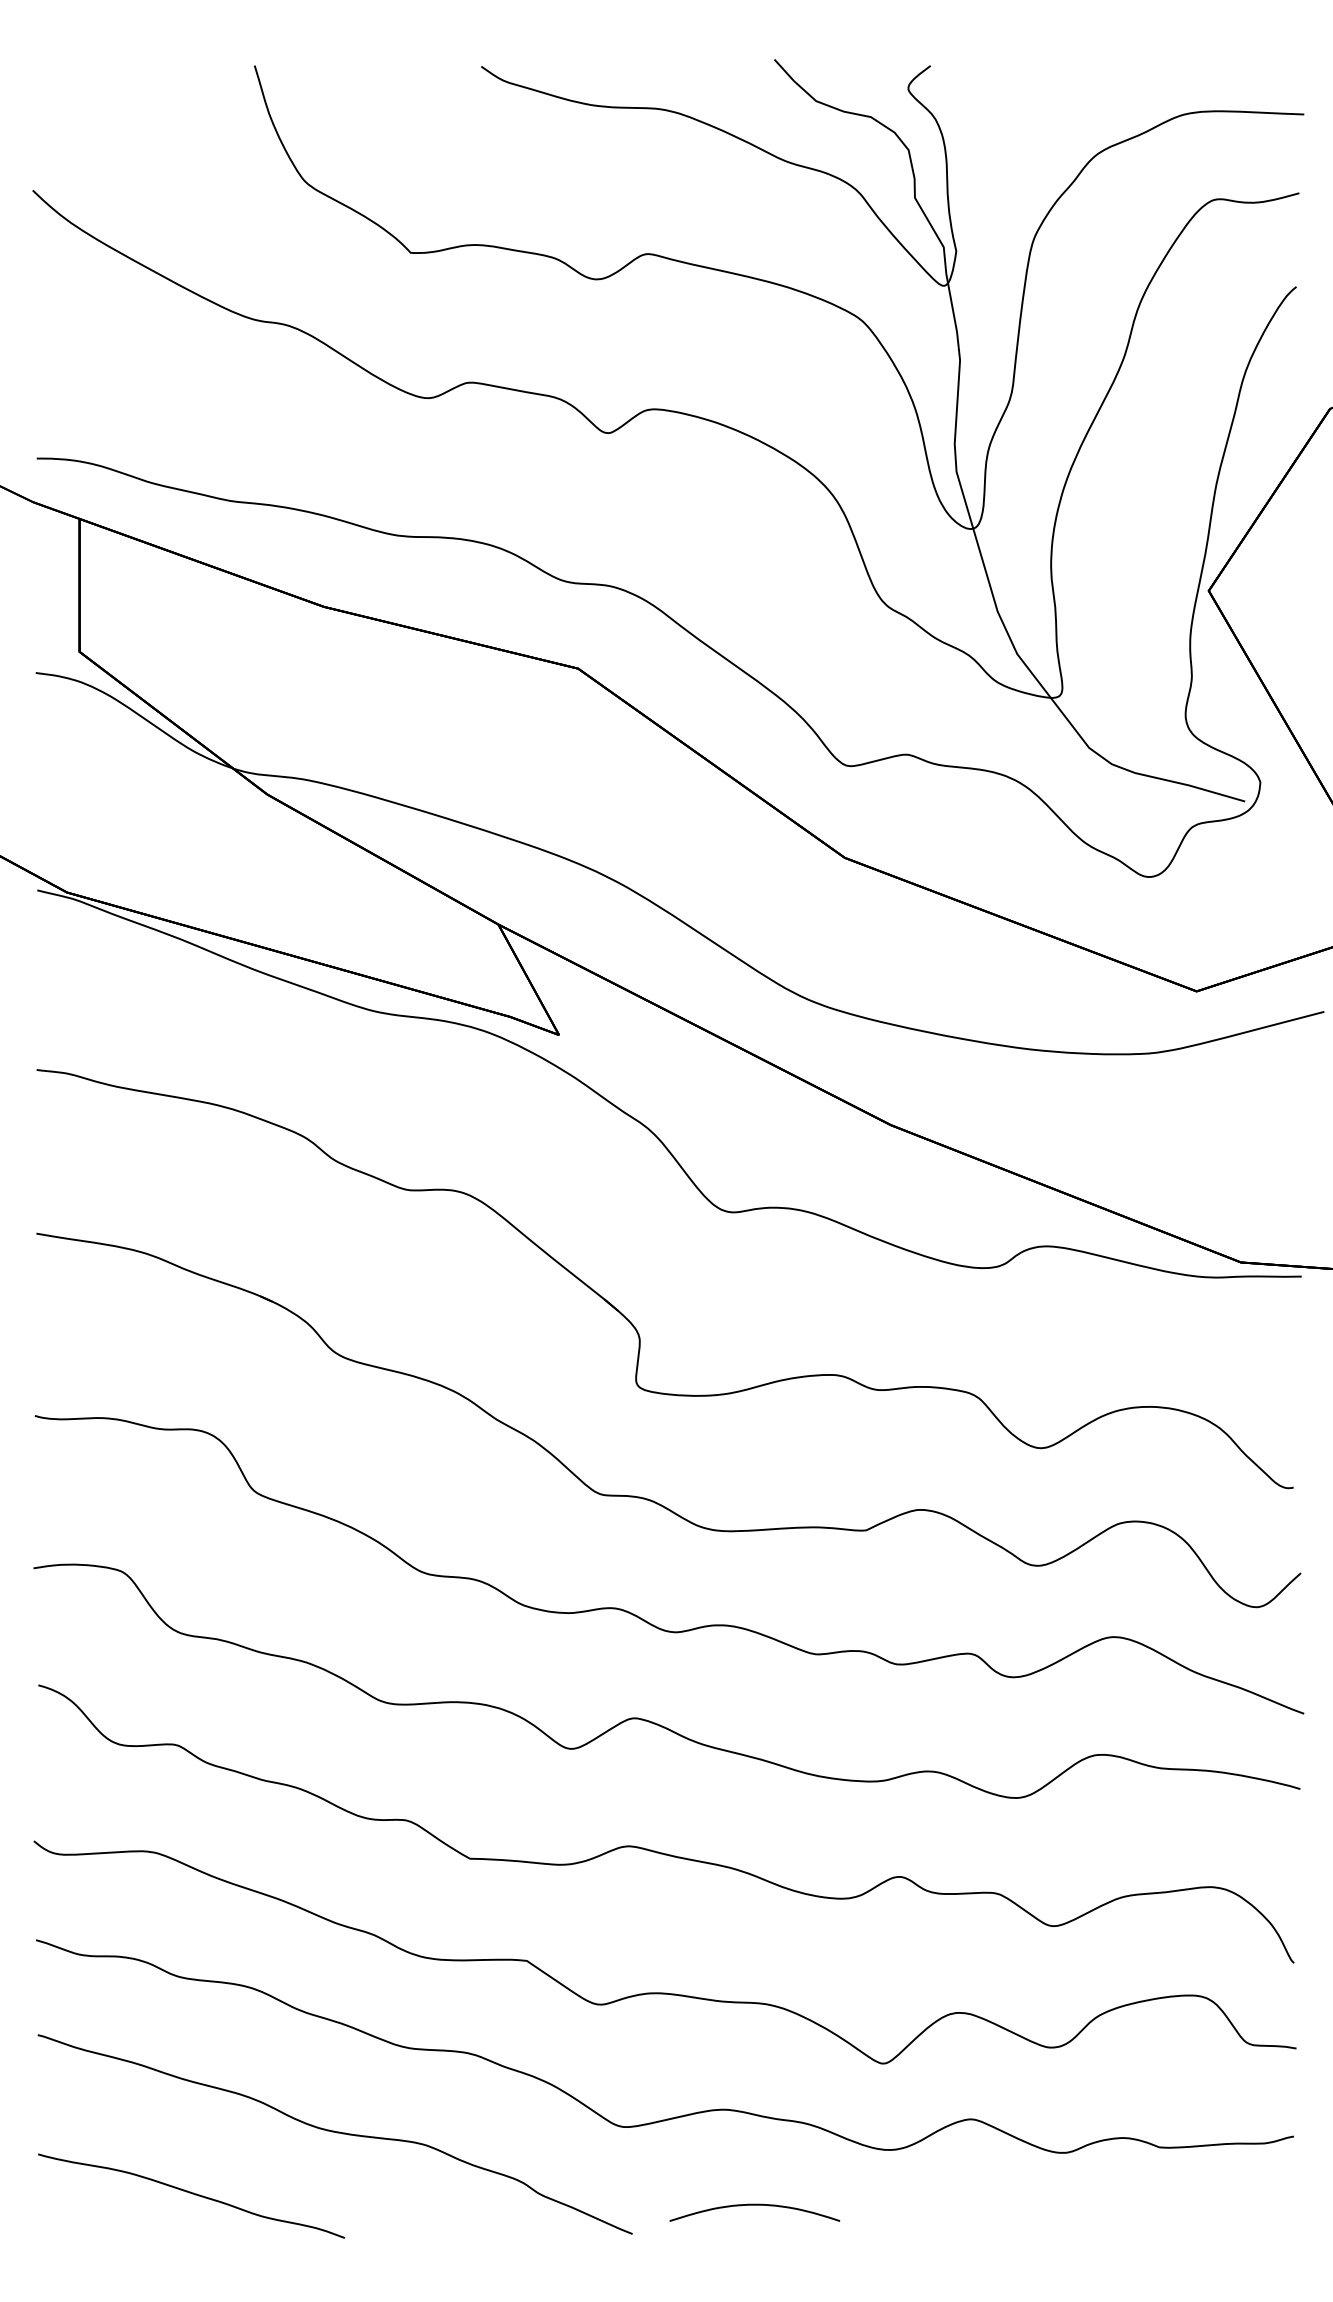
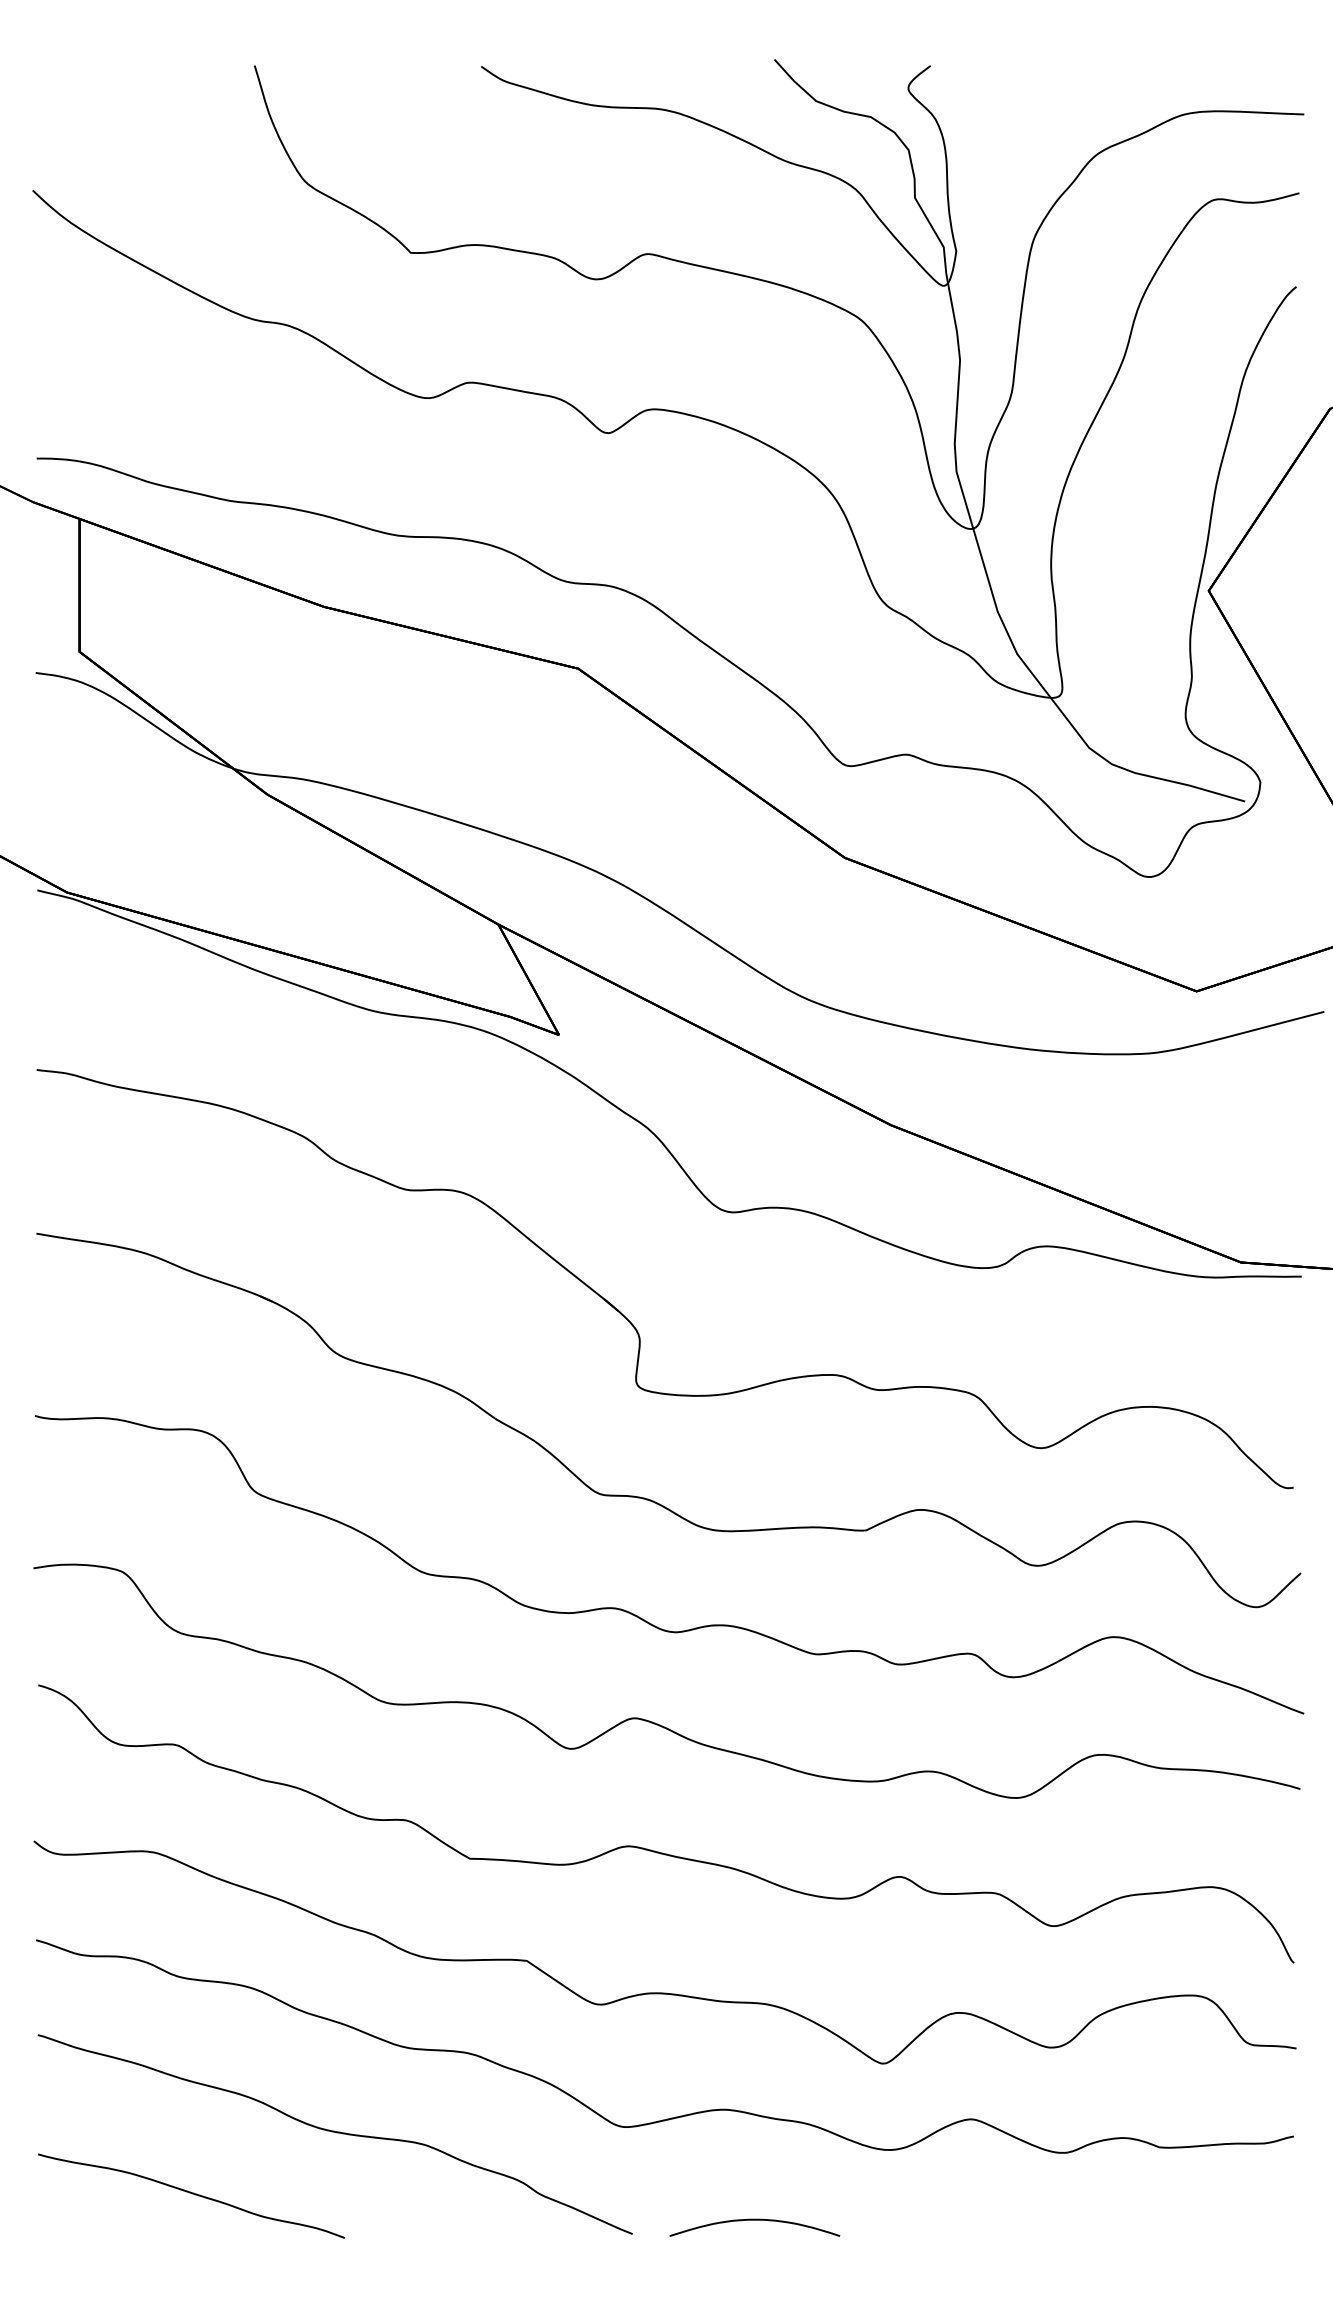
curve position: (754, 2205) -> (754, 2220) (754, 2220)
